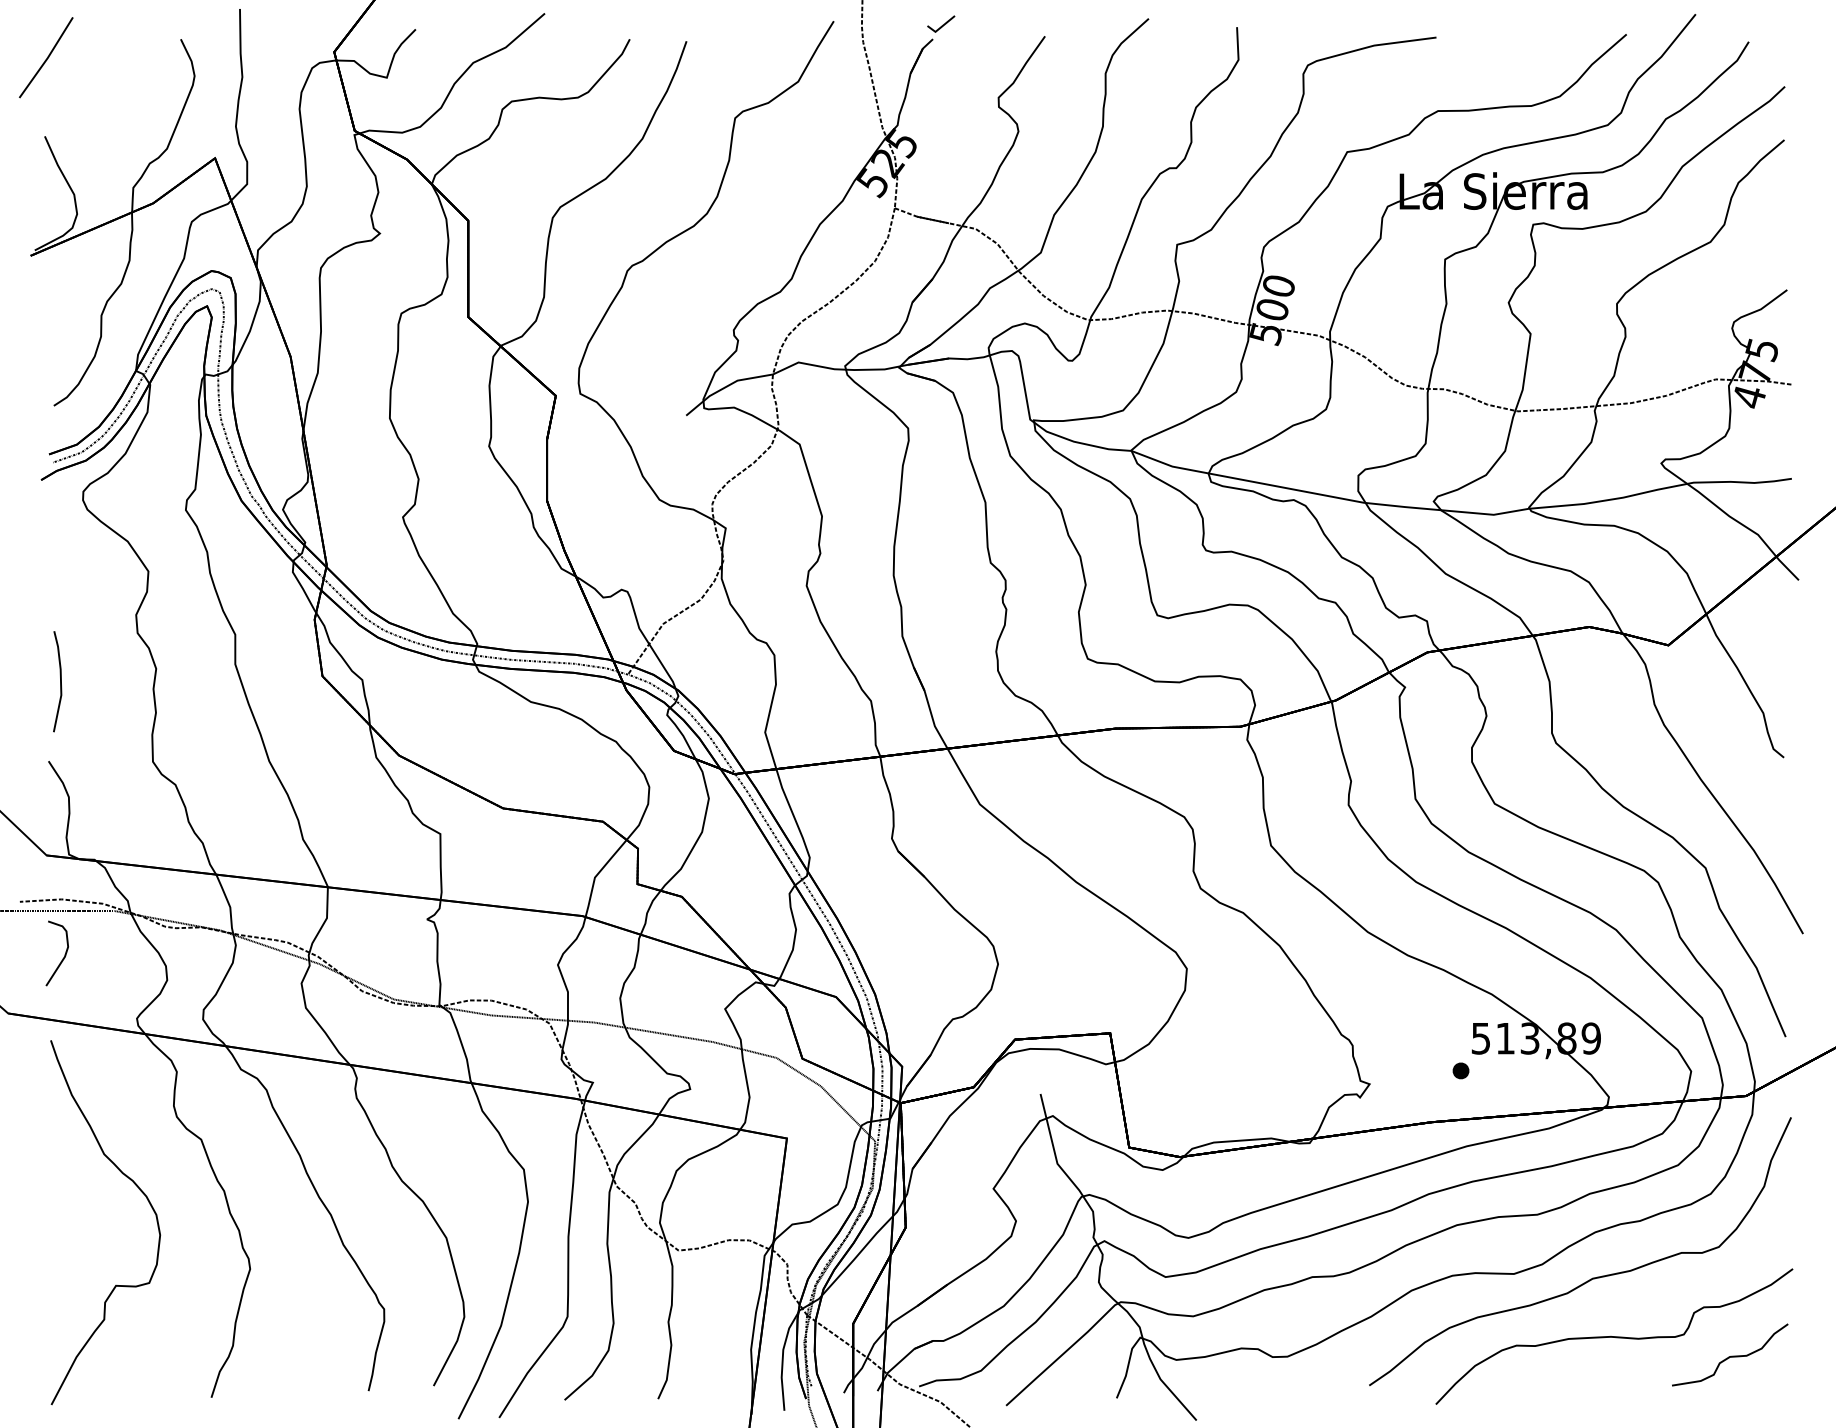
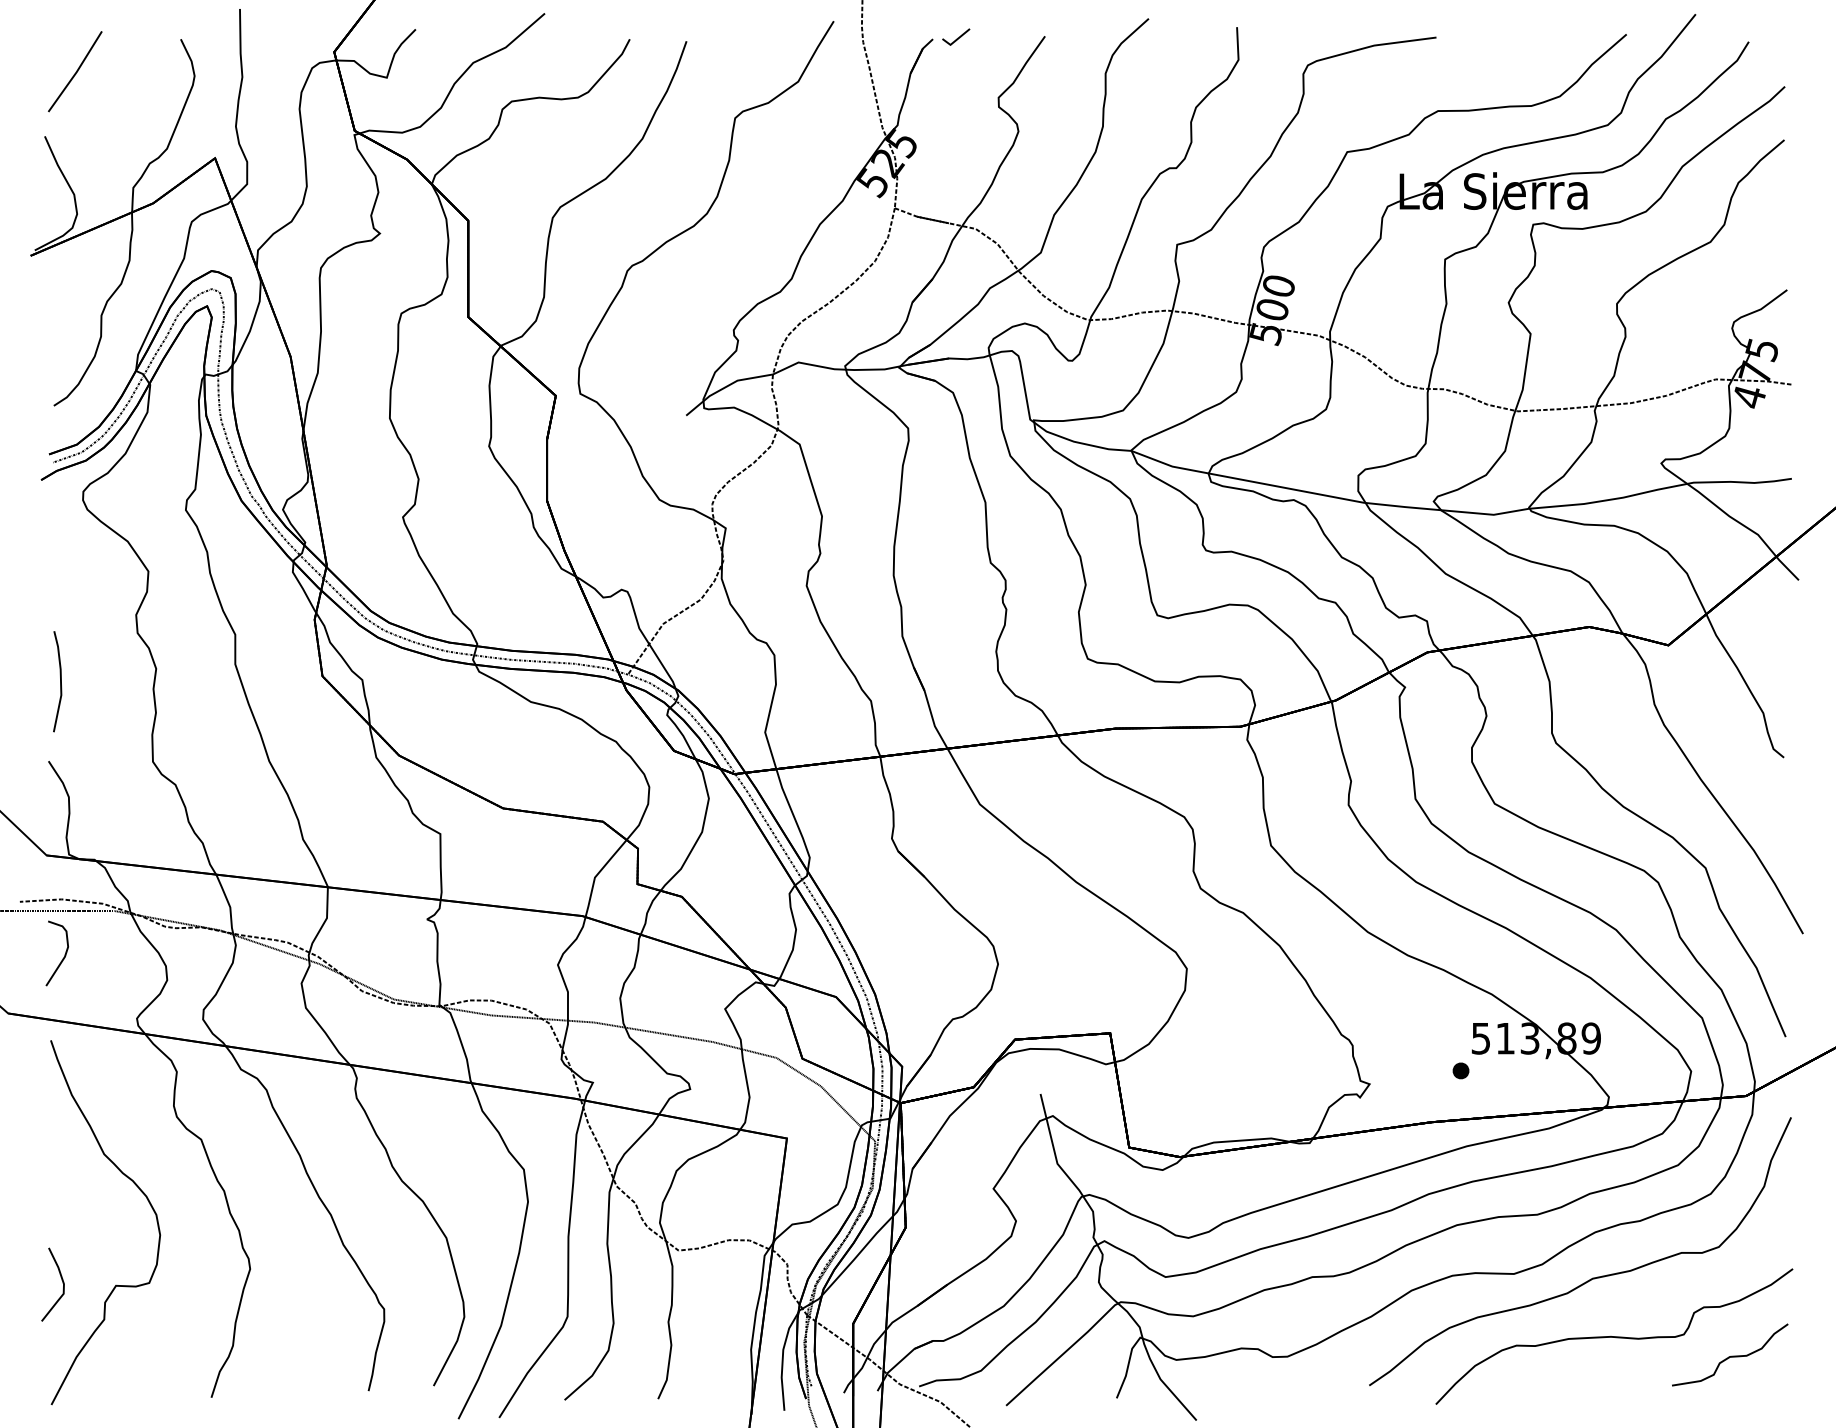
line position: (942, 24) -> (957, 37) (957, 37)
line position: (47, 57) -> (76, 71) (76, 71)
curve: none -> present (61, 1280)
